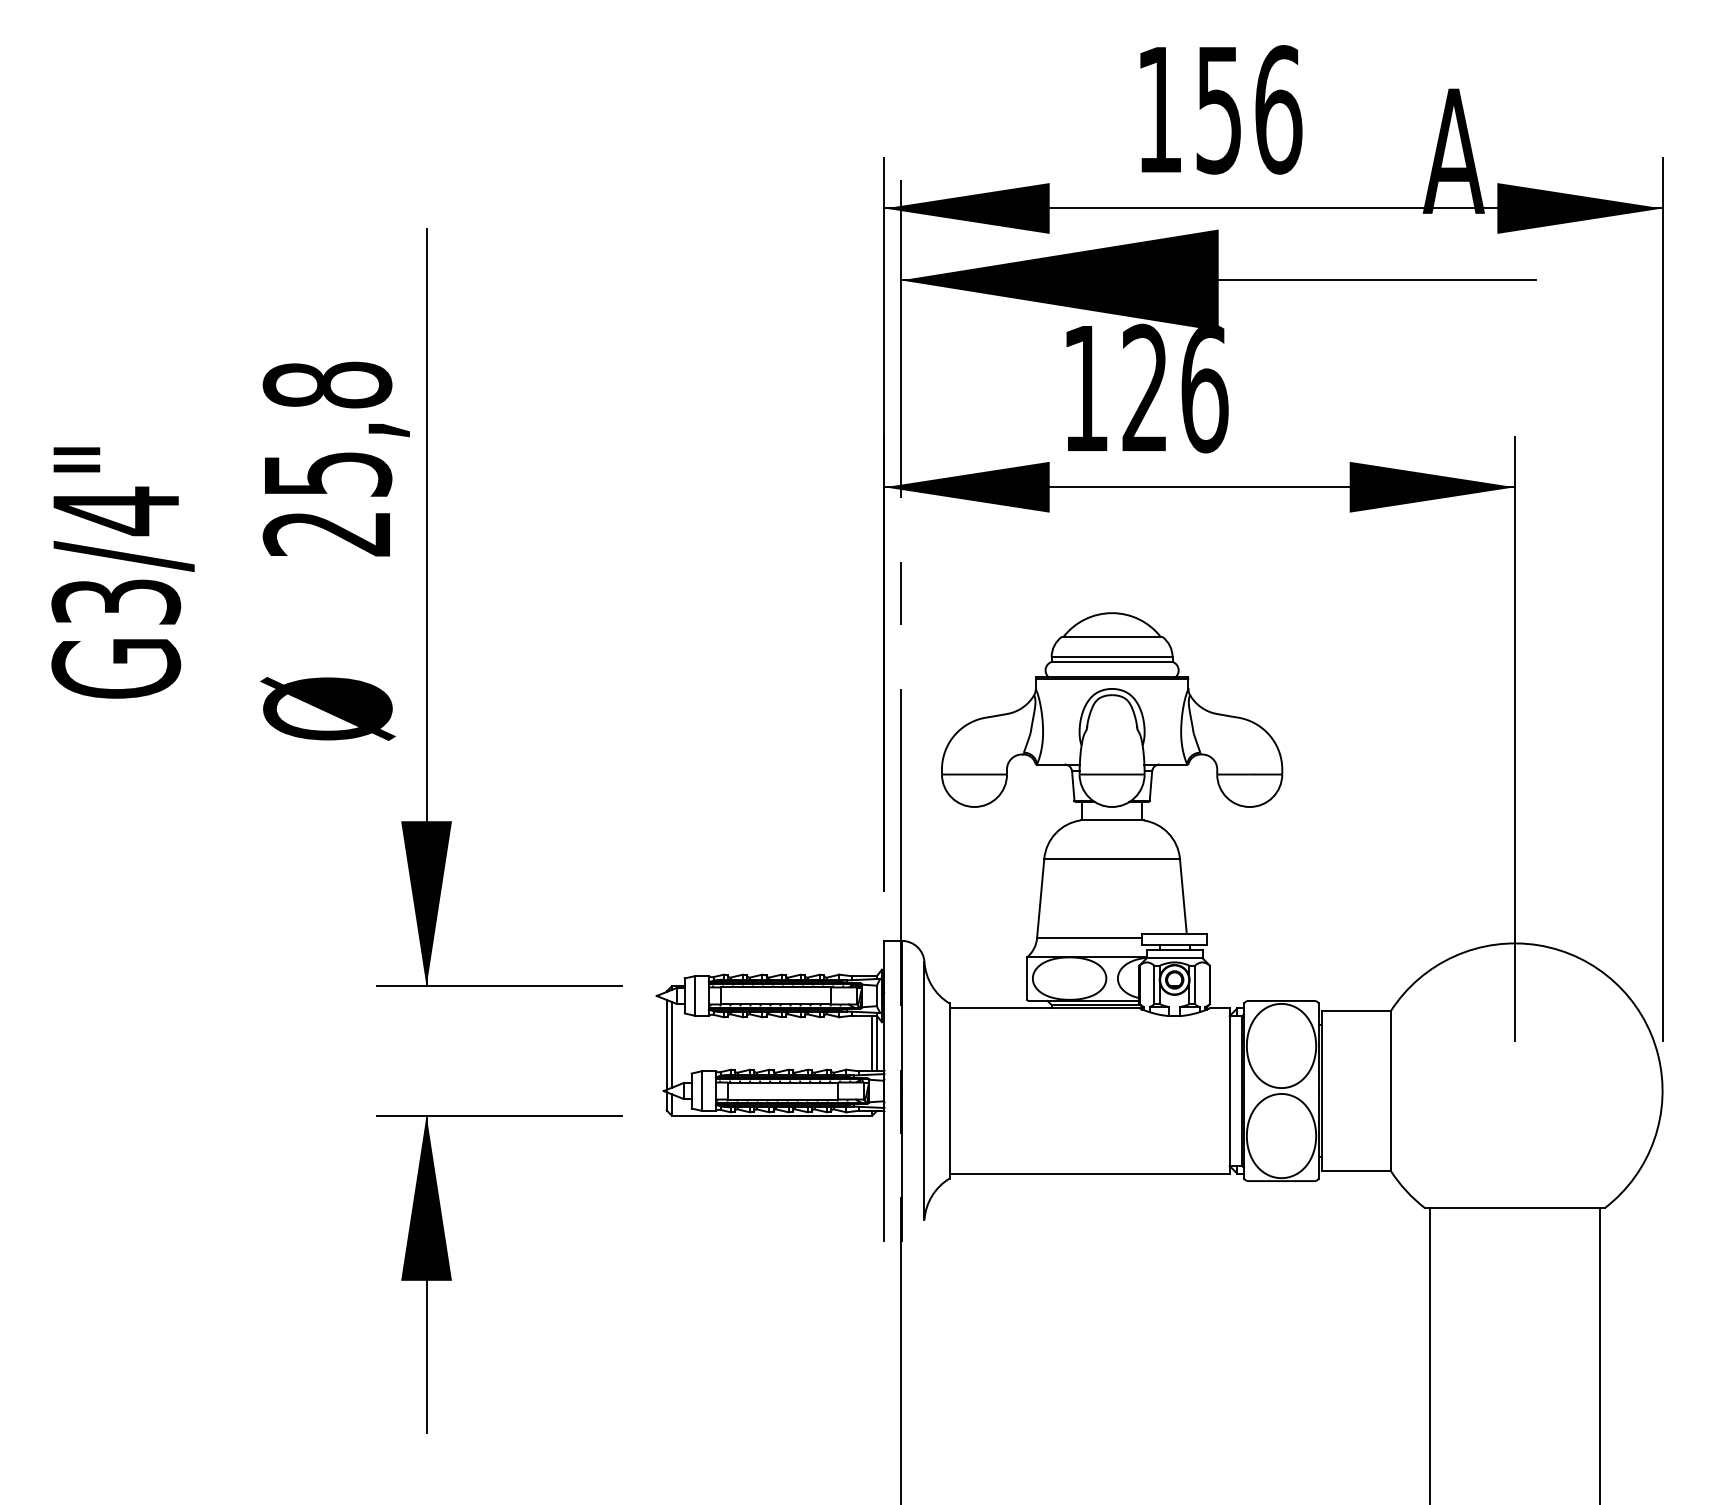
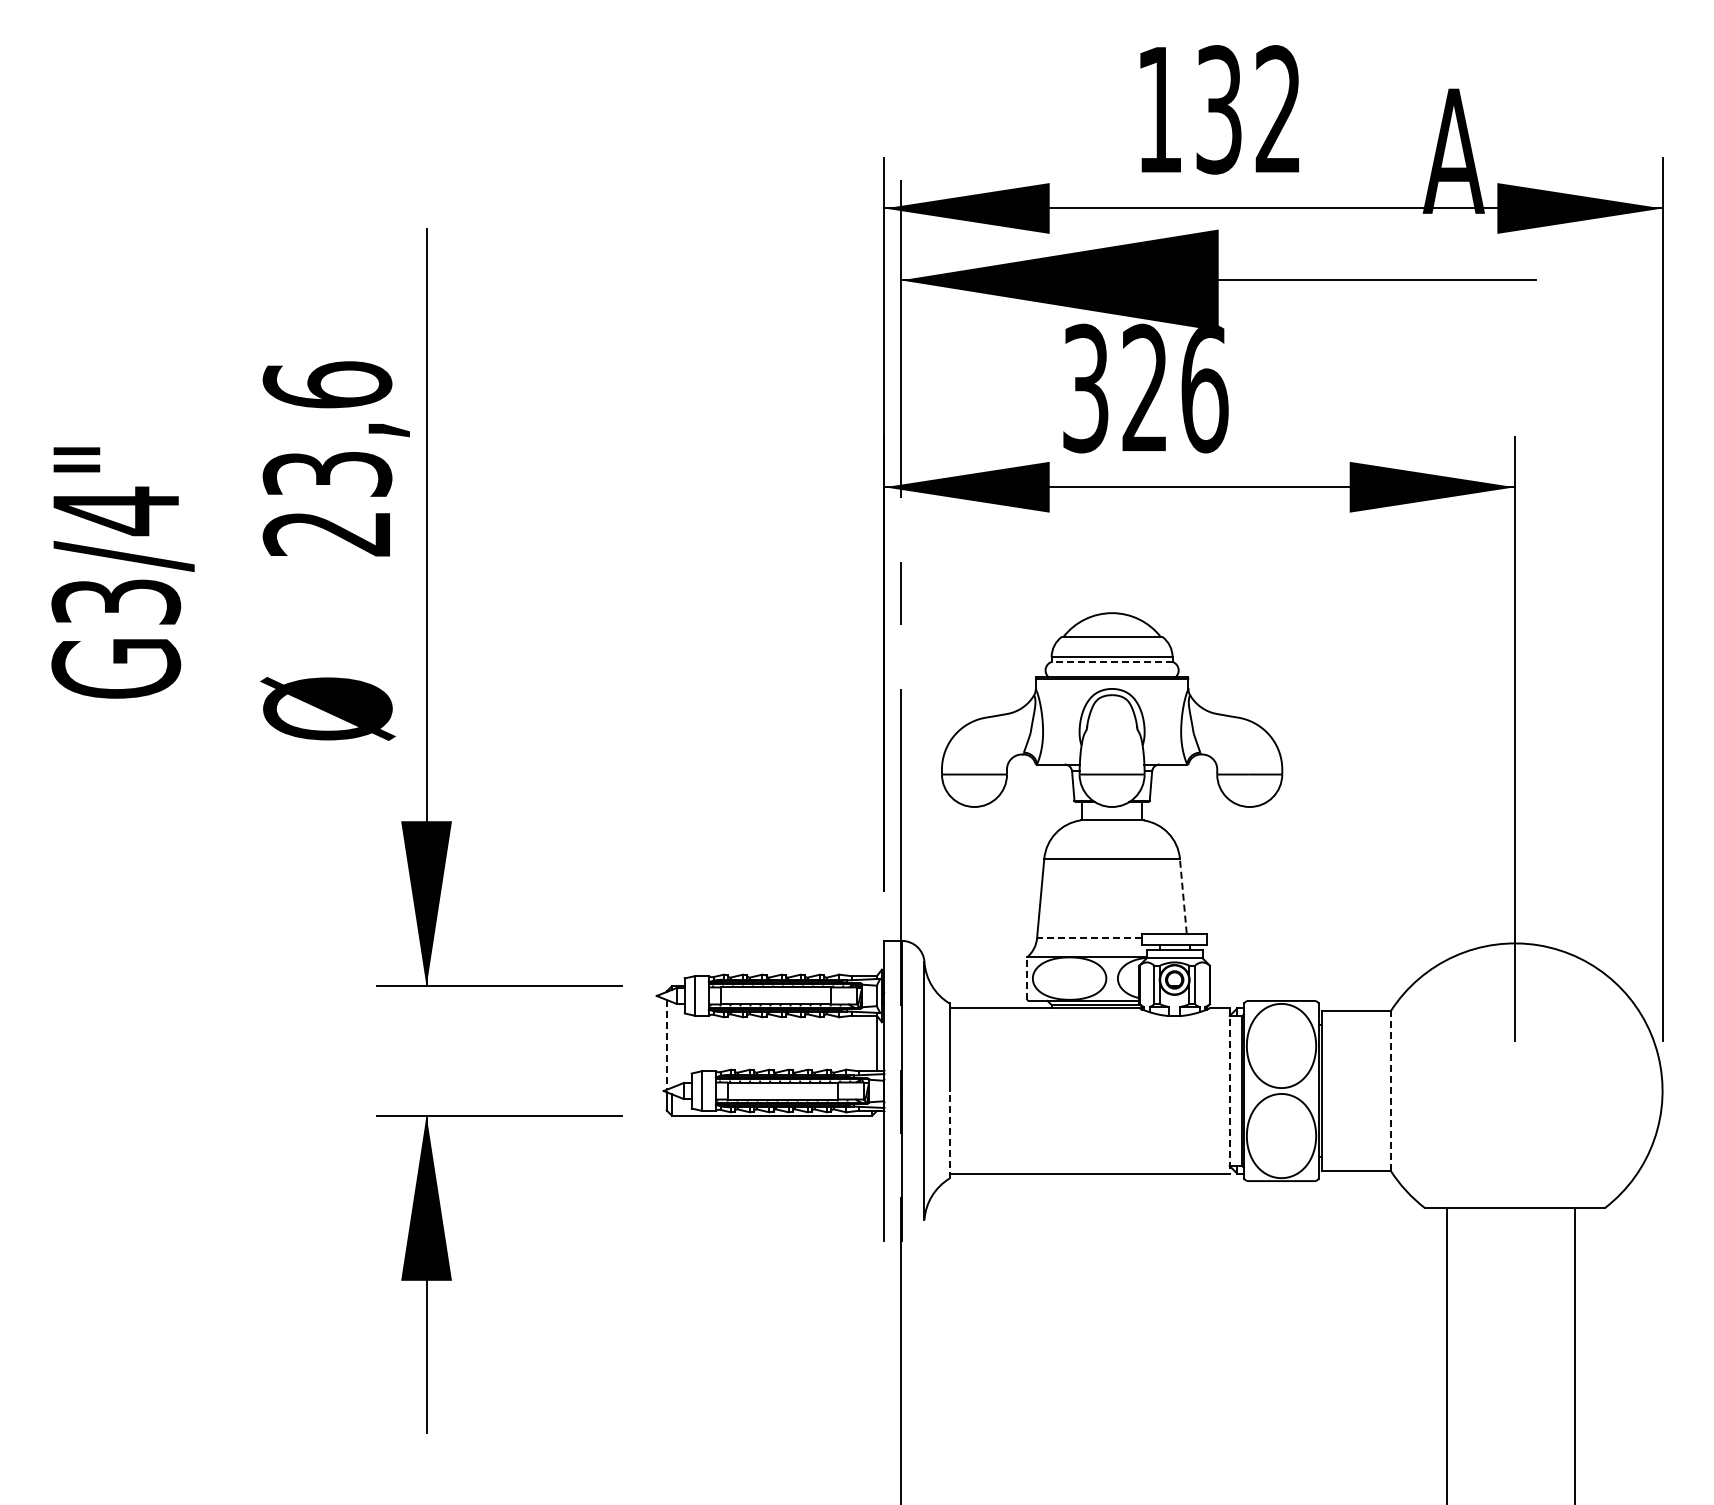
text: 156 -> 132 (1249, 109)
text: 126 -> 326 (1085, 388)
text: 25,8 -> 23,6 (327, 428)
line: solid -> dashed (1111, 661)
line: solid -> dashed (1183, 896)
line: solid -> dashed (1089, 938)
line: solid -> dashed (1027, 978)
line: present -> none (872, 1043)
line: solid -> dashed (666, 1044)
line: present -> none (671, 1044)
line: solid -> dashed (1229, 1091)
line: solid -> dashed (1390, 1091)
line: solid -> dashed (949, 1134)
line position: (1429, 1354) -> (1446, 1354) (1446, 1354)
line position: (1600, 1354) -> (1575, 1354) (1575, 1354)
